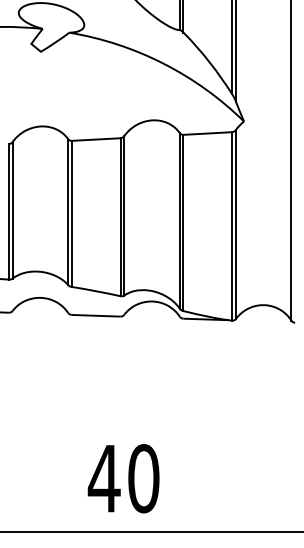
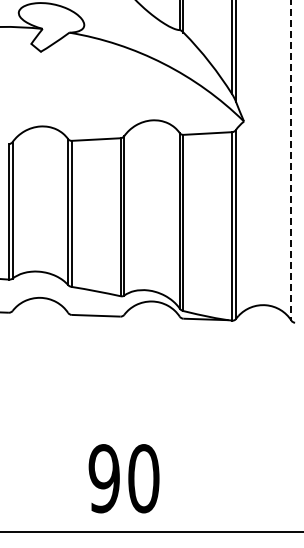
line: solid -> dashed (291, 160)
text: 40 -> 90 (103, 478)
